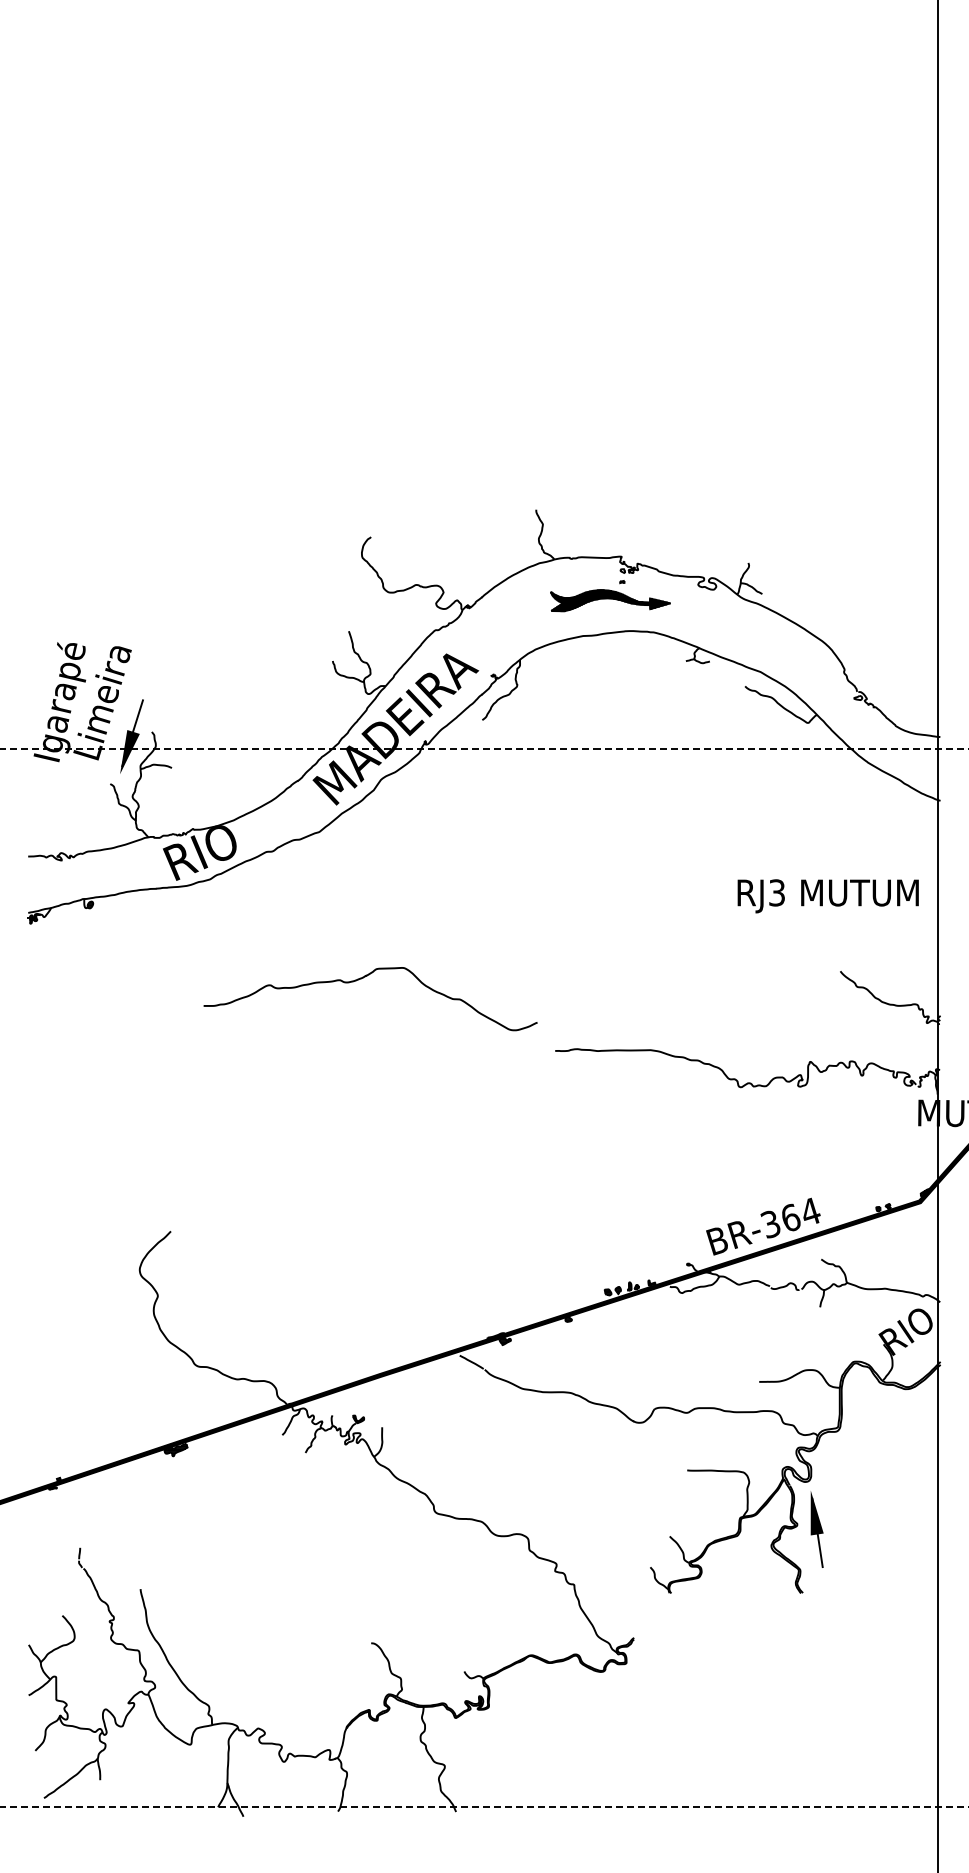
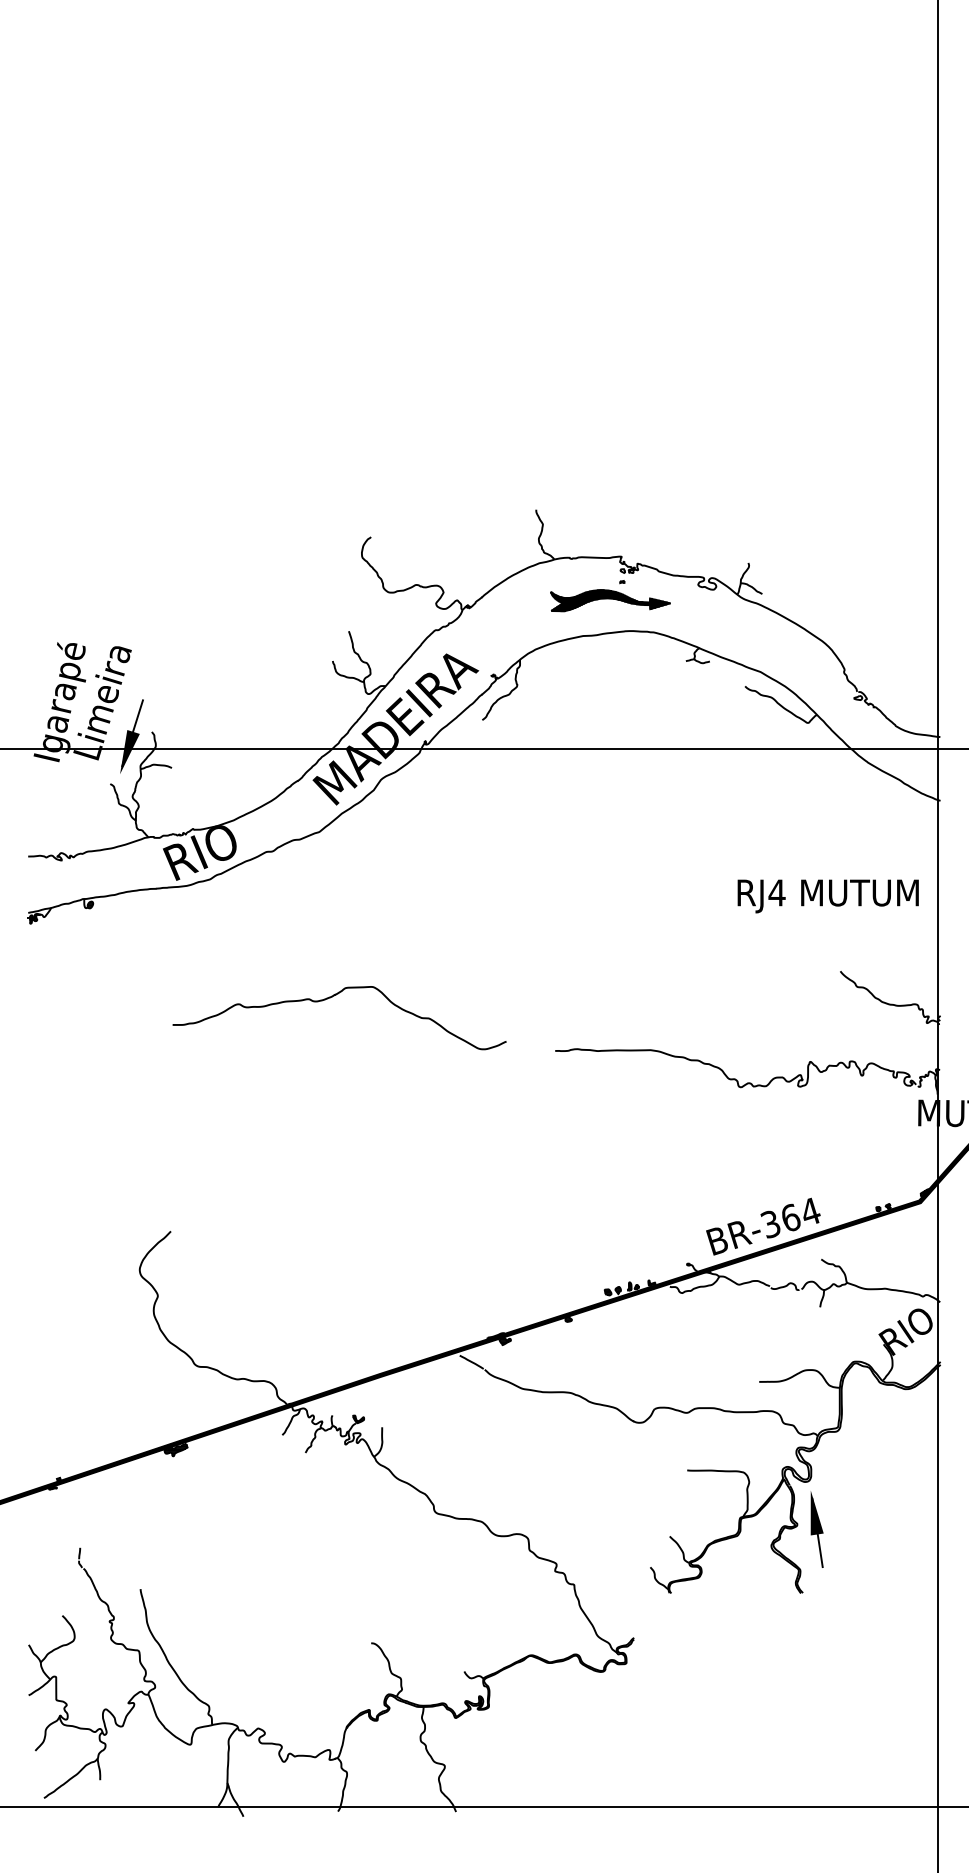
line: dashed -> solid (484, 748)
text: RJ3 -> RJ4 (776, 892)
part position: (361, 979) -> (330, 998) (330, 998)
line: dashed -> solid (484, 1807)
